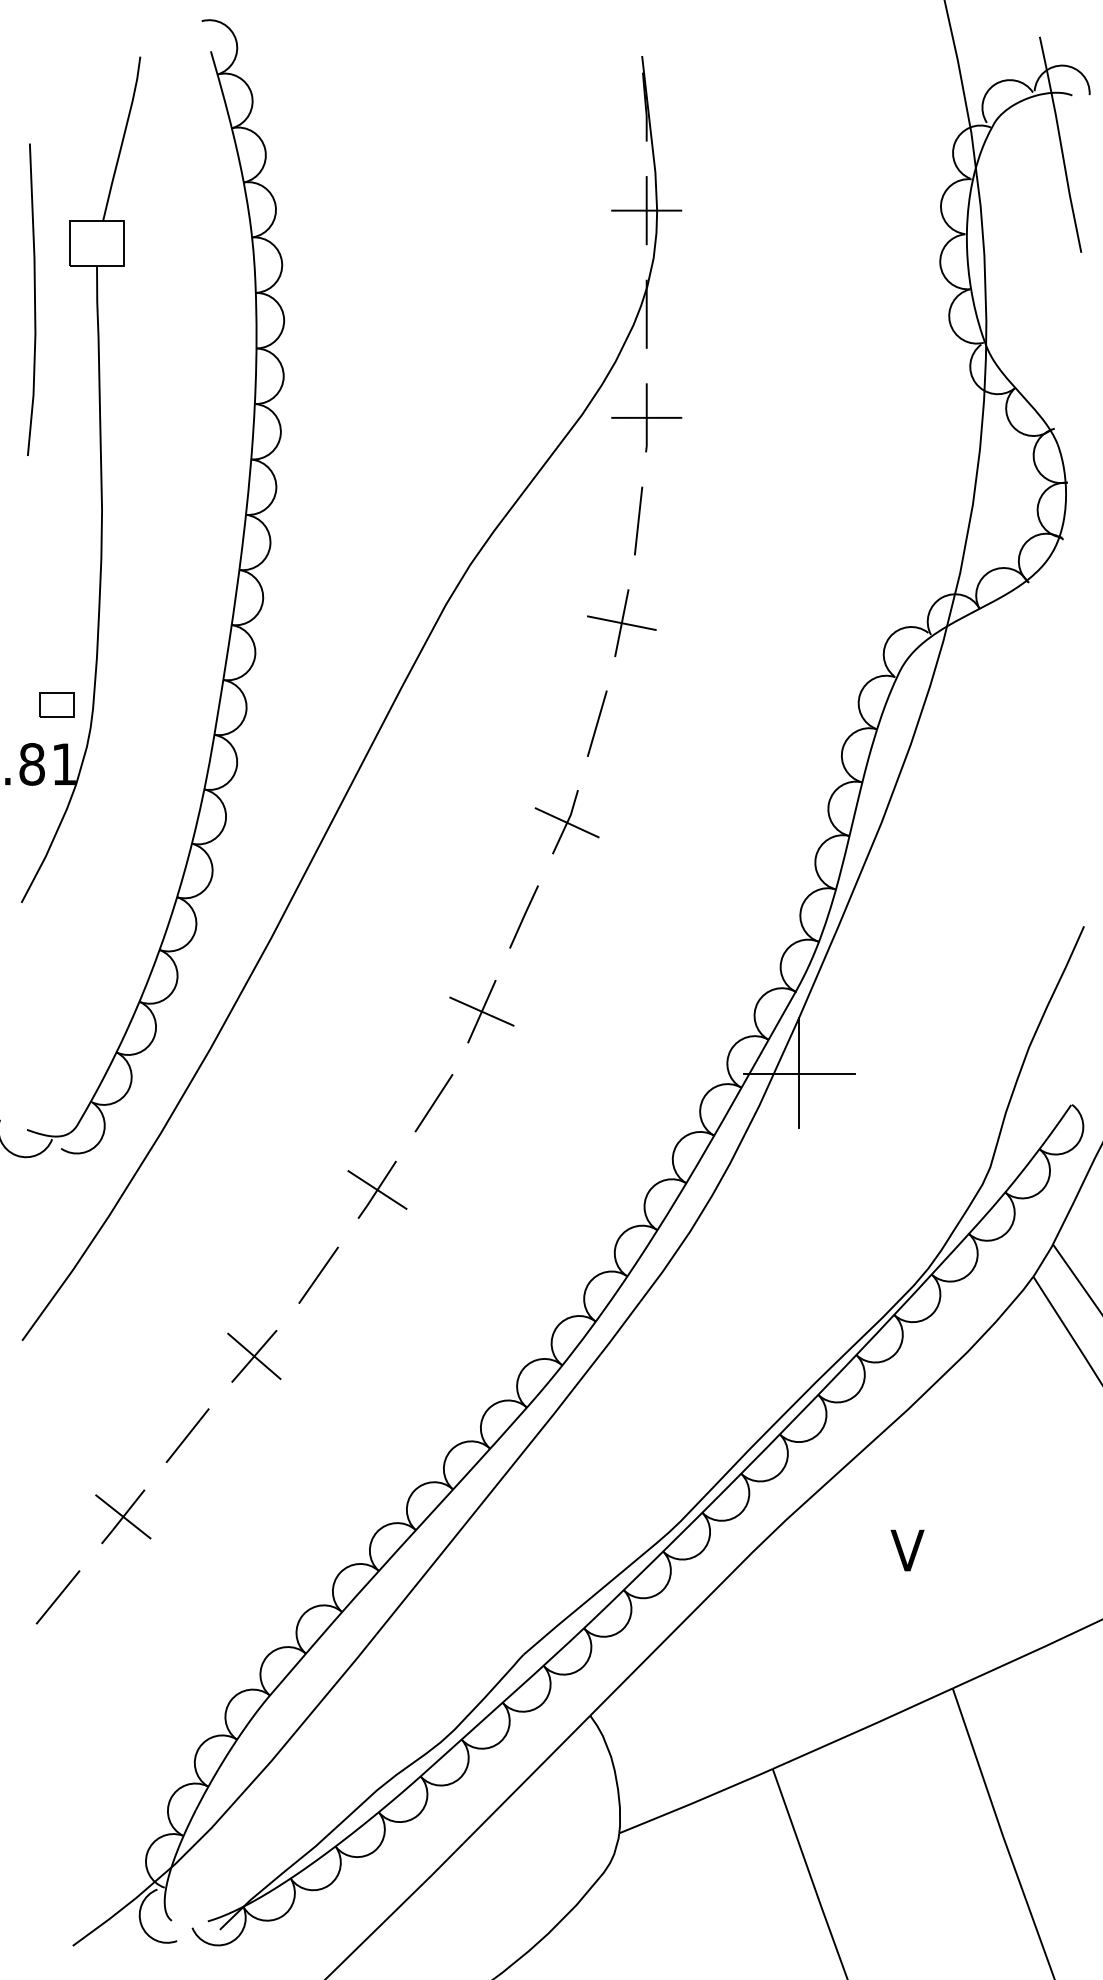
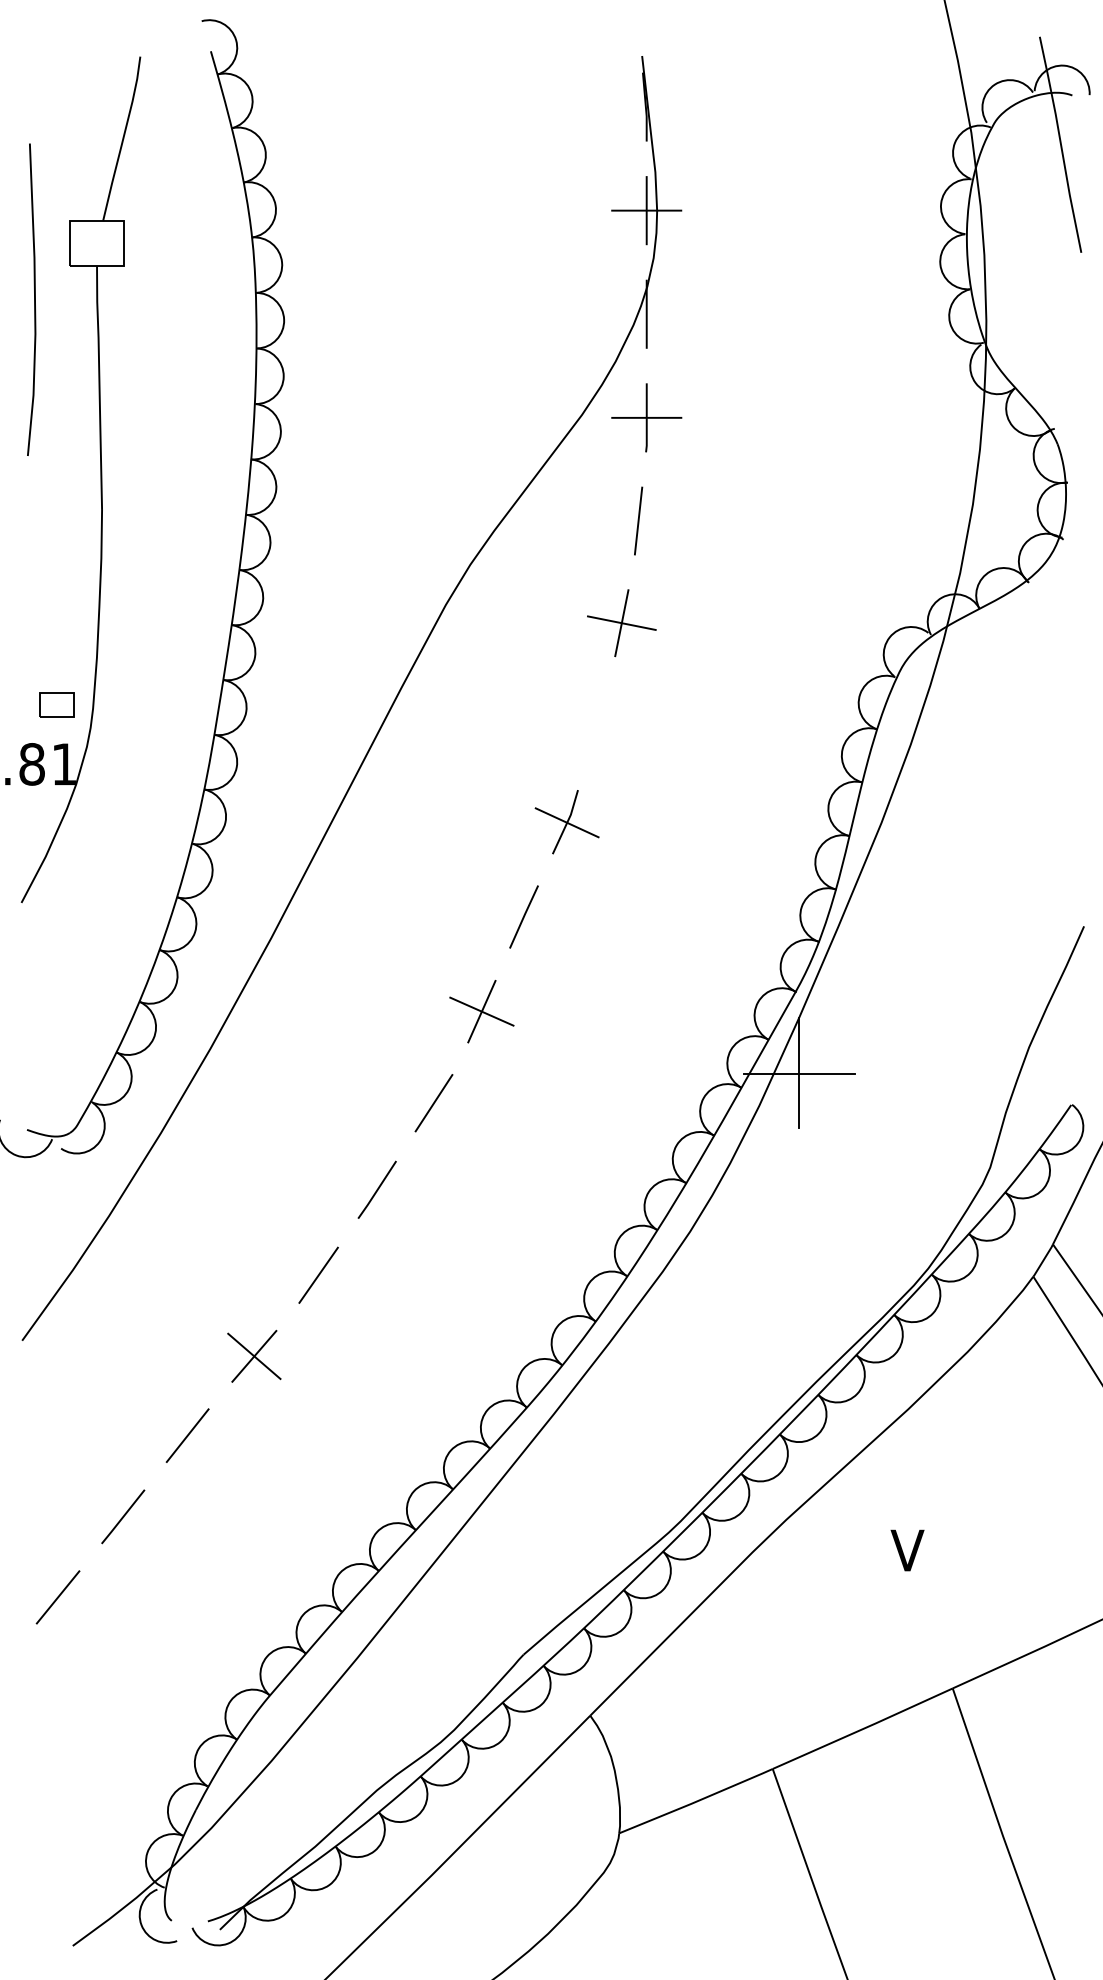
line: present -> none (597, 723)
line: present -> none (377, 1189)
line: present -> none (123, 1516)
